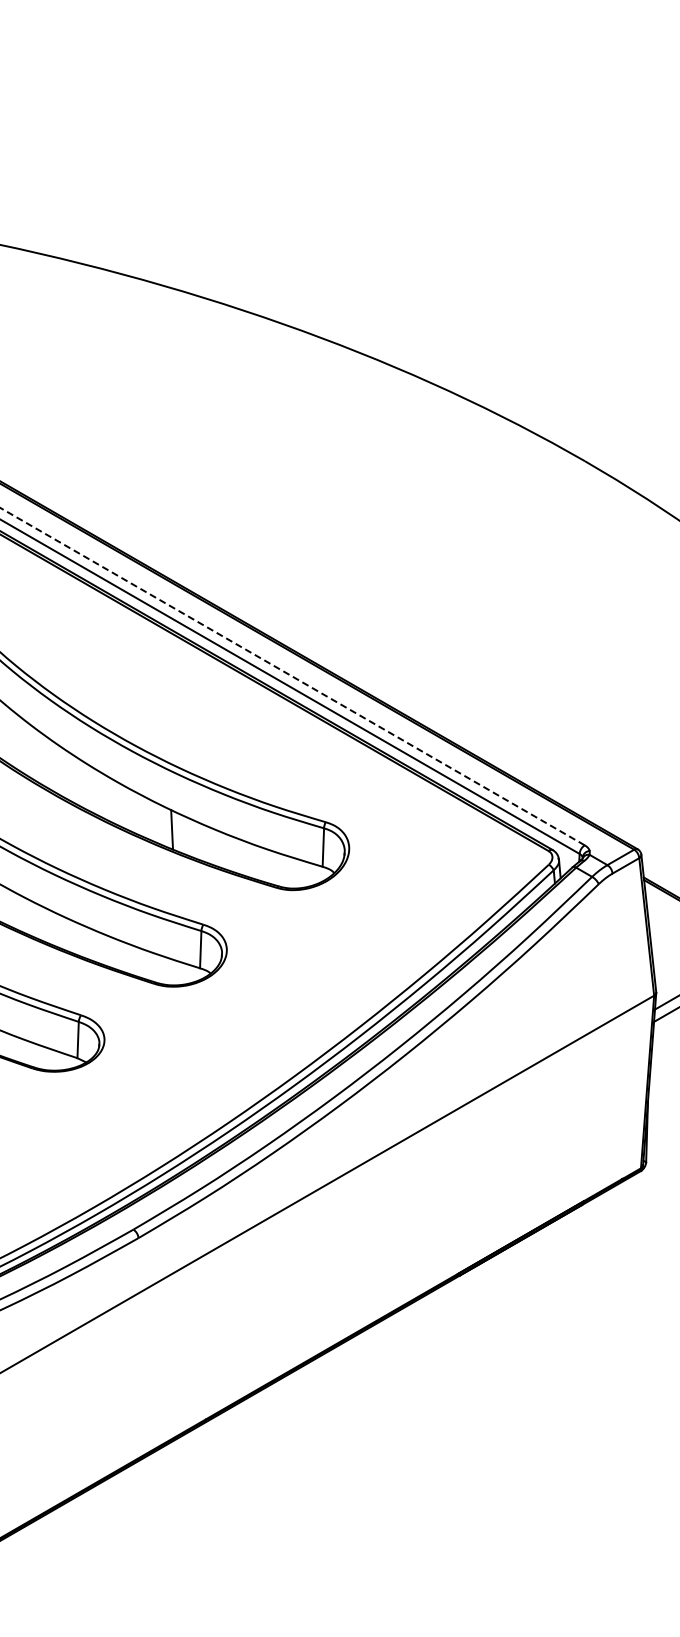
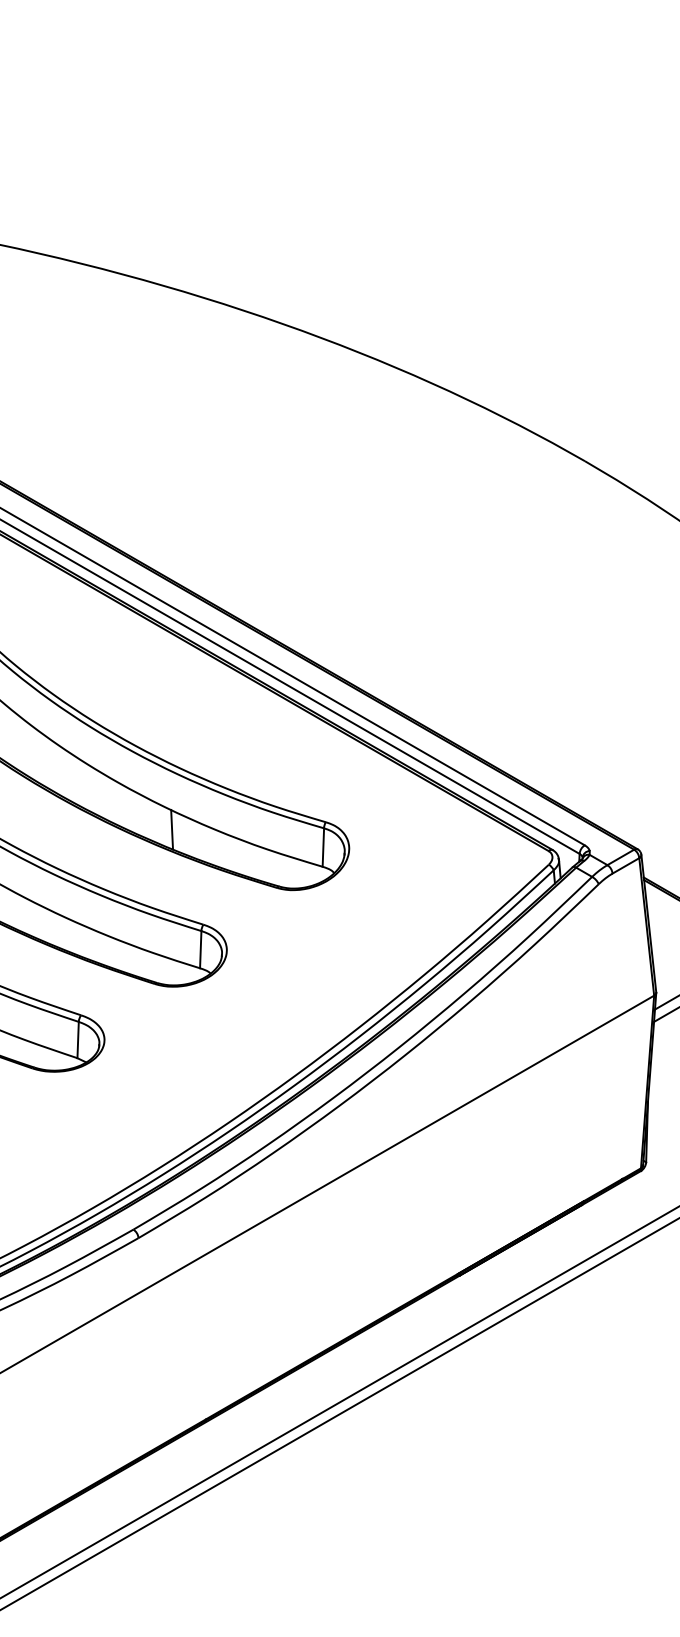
line: dashed -> solid (292, 676)
line: none -> present (339, 1402)
line: none -> present (339, 1413)
